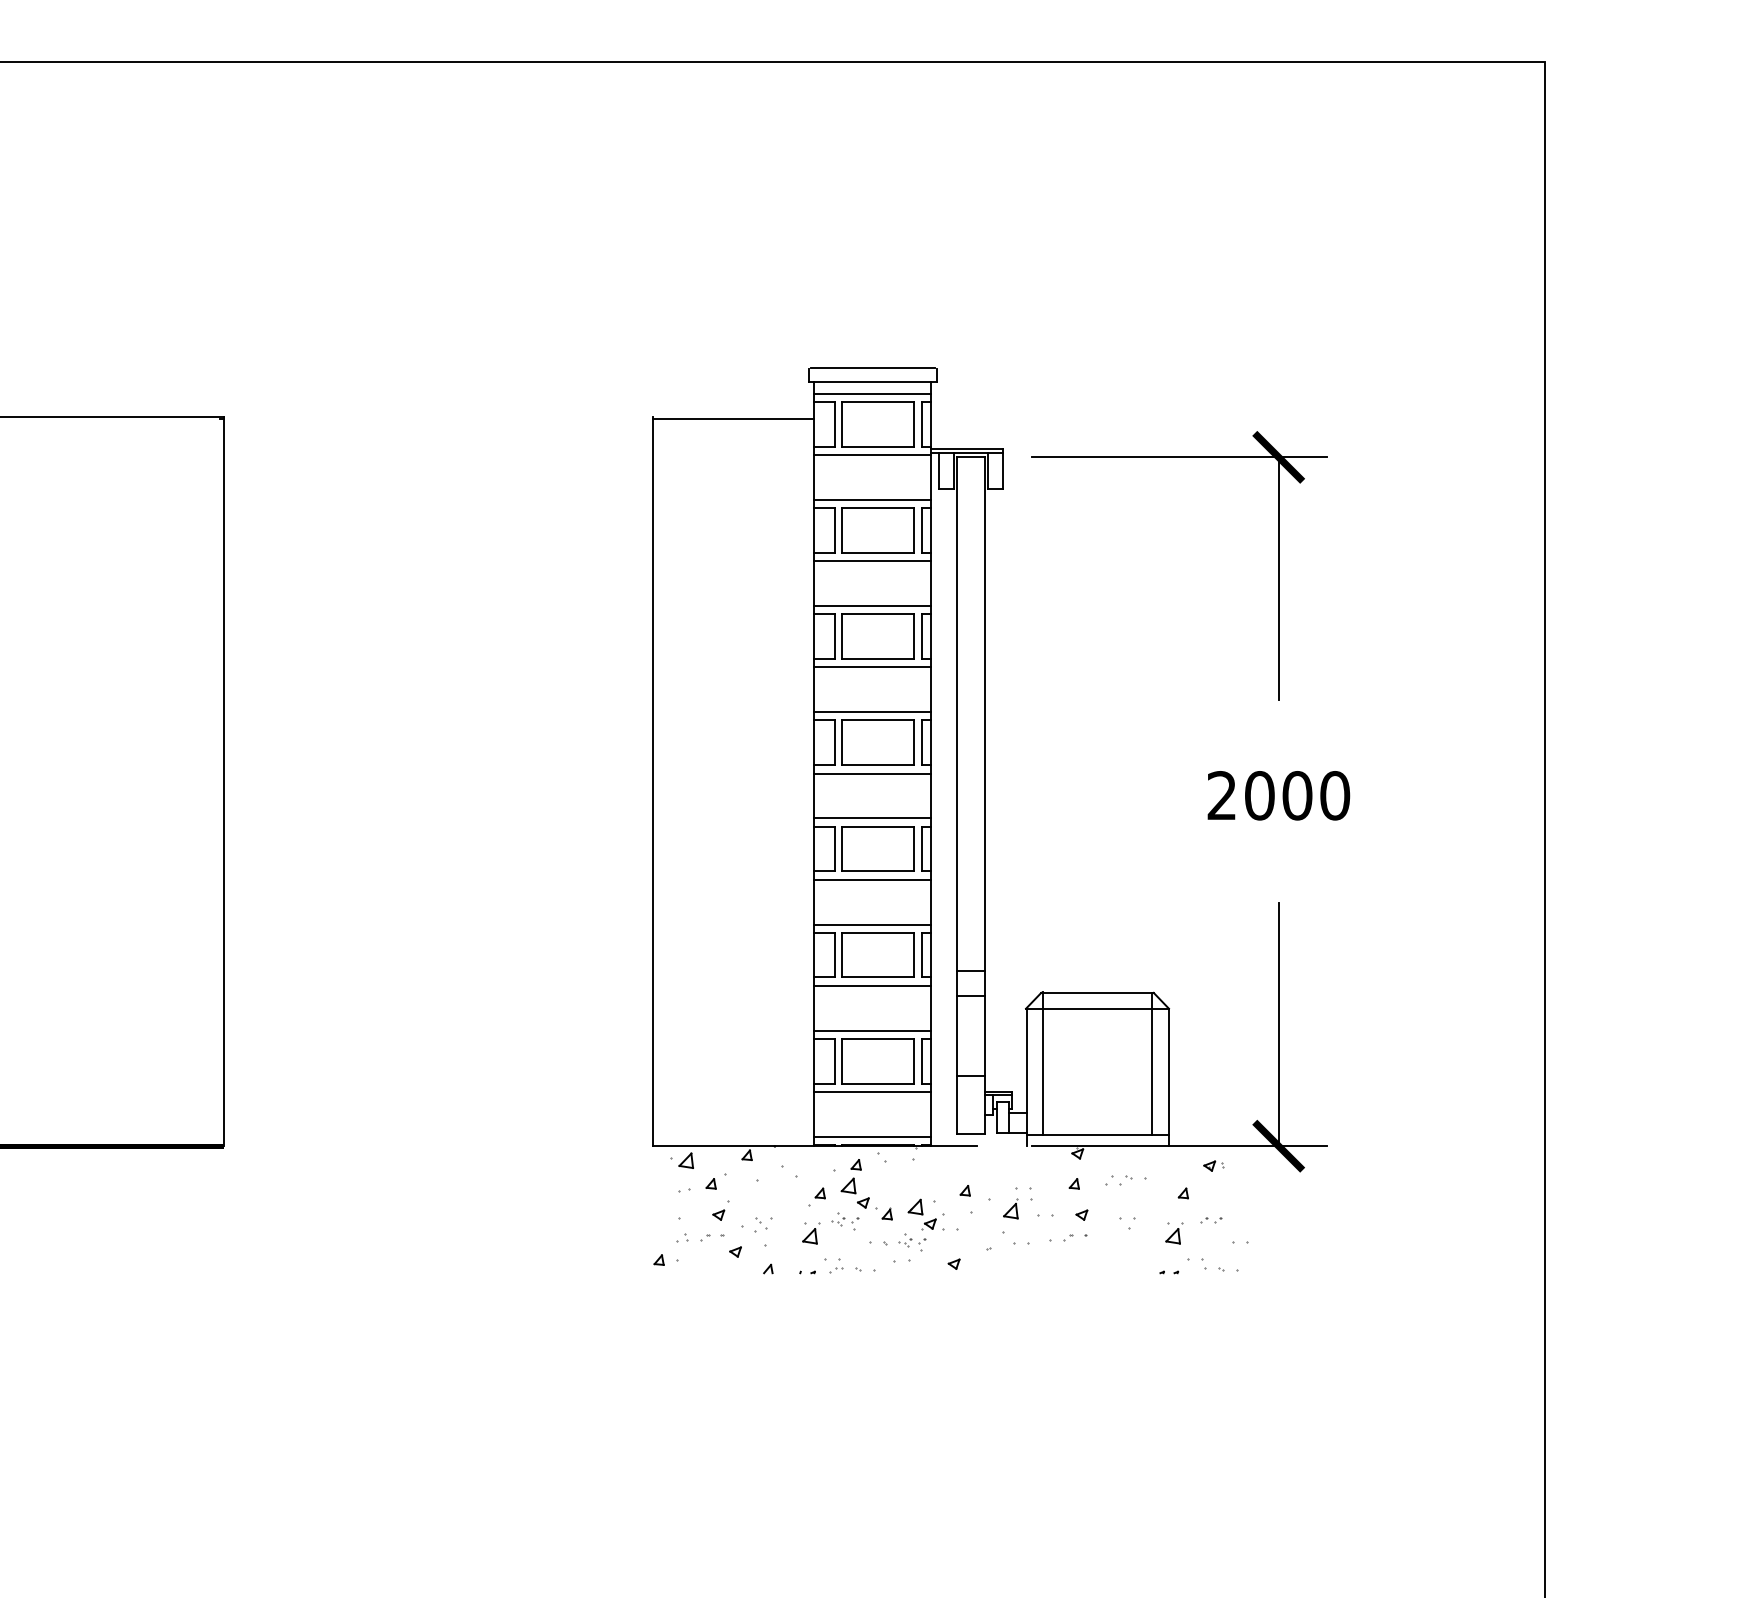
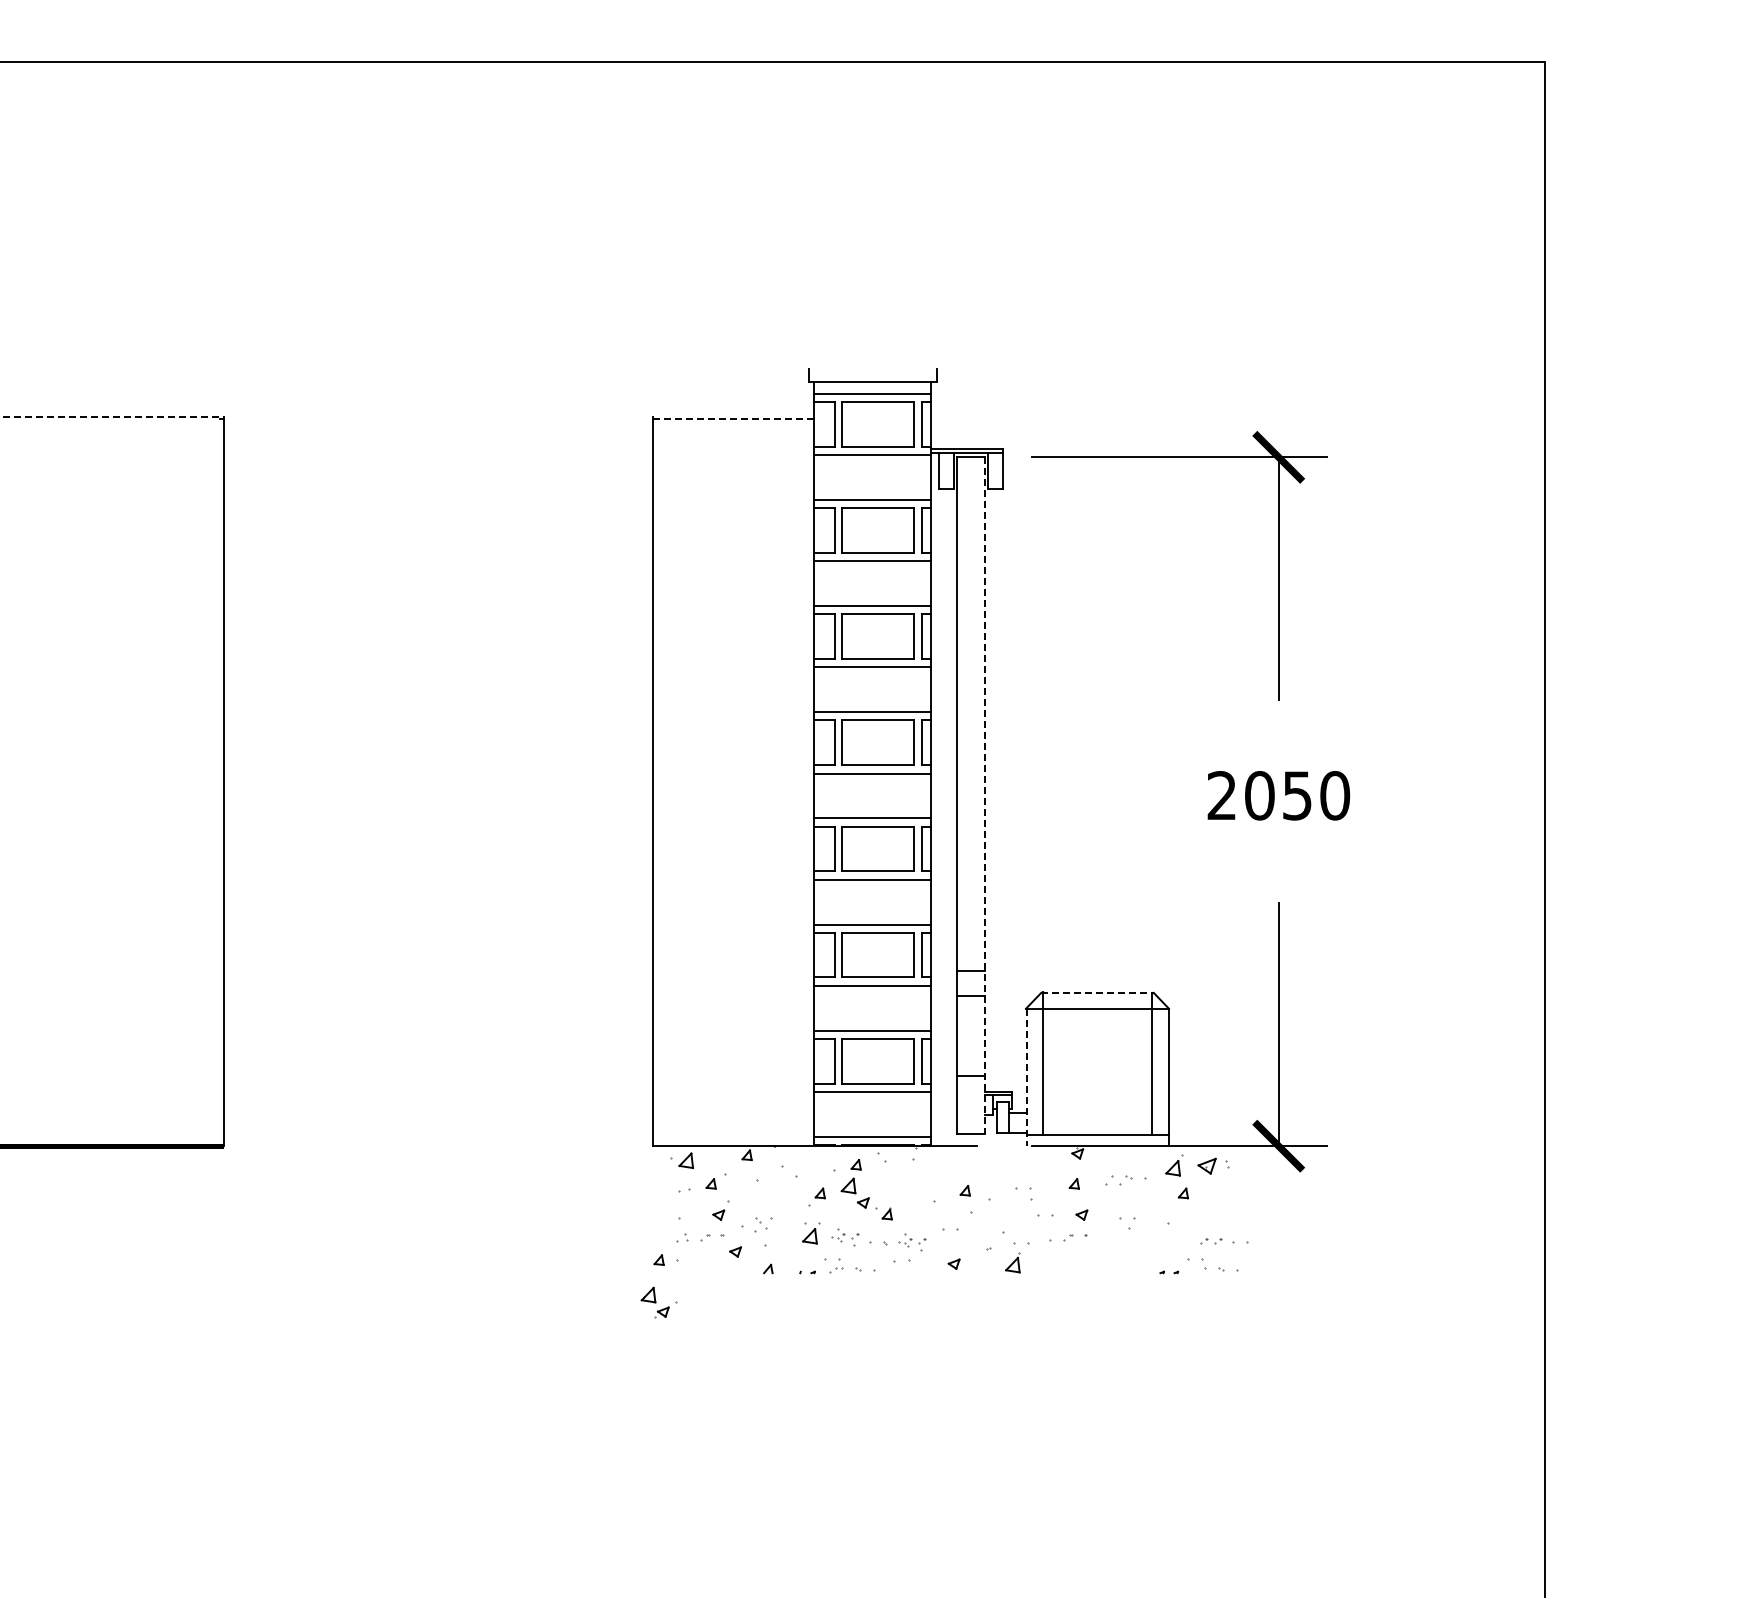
line: present -> none (872, 367)
line: solid -> dashed (112, 417)
line: solid -> dashed (733, 418)
line: solid -> dashed (985, 795)
text: 2000 -> 2050 (1297, 795)
line: solid -> dashed (1098, 992)
line: solid -> dashed (1027, 1077)
part size: 22x12 px -> 33x18 px (1213, 1165)
part position: (1010, 1208) -> (1012, 1262) (1012, 1262)
part position: (925, 1214) -> (658, 1302) (658, 1302)
part position: (1211, 1220) -> (1211, 1241) (1211, 1241)
part position: (845, 1221) -> (845, 1237) (845, 1237)
part position: (1174, 1233) -> (1174, 1165) (1174, 1165)
